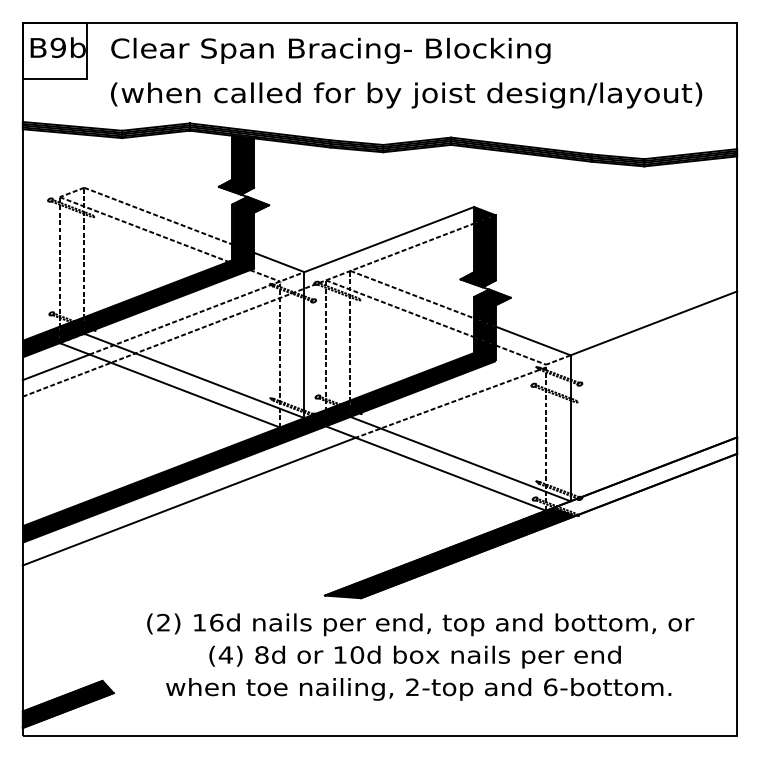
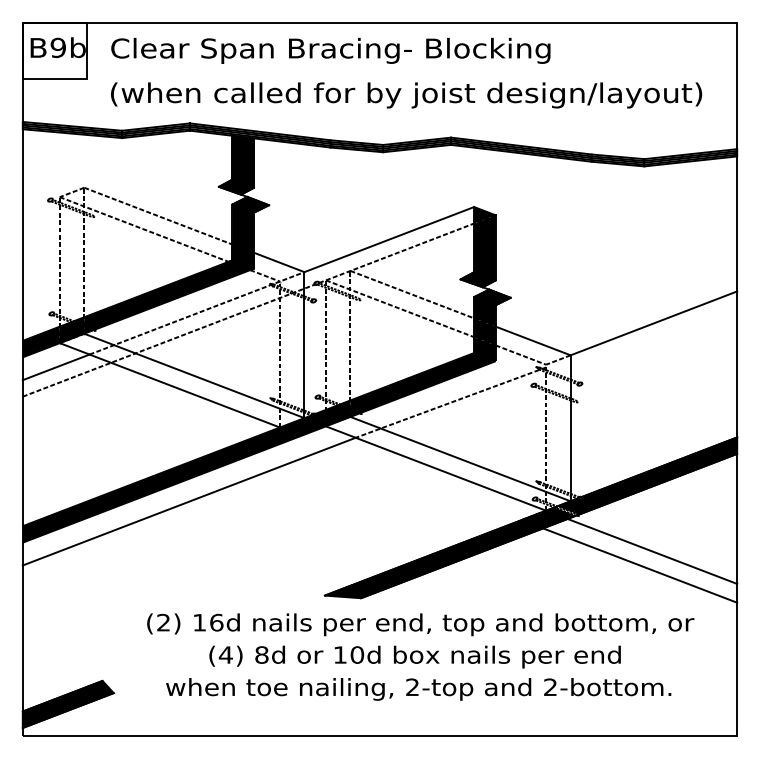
fill: none -> present (647, 475)
line: none -> present (652, 550)
line: none -> present (640, 565)
text: 6-bottom. -> 2-bottom. (550, 687)
